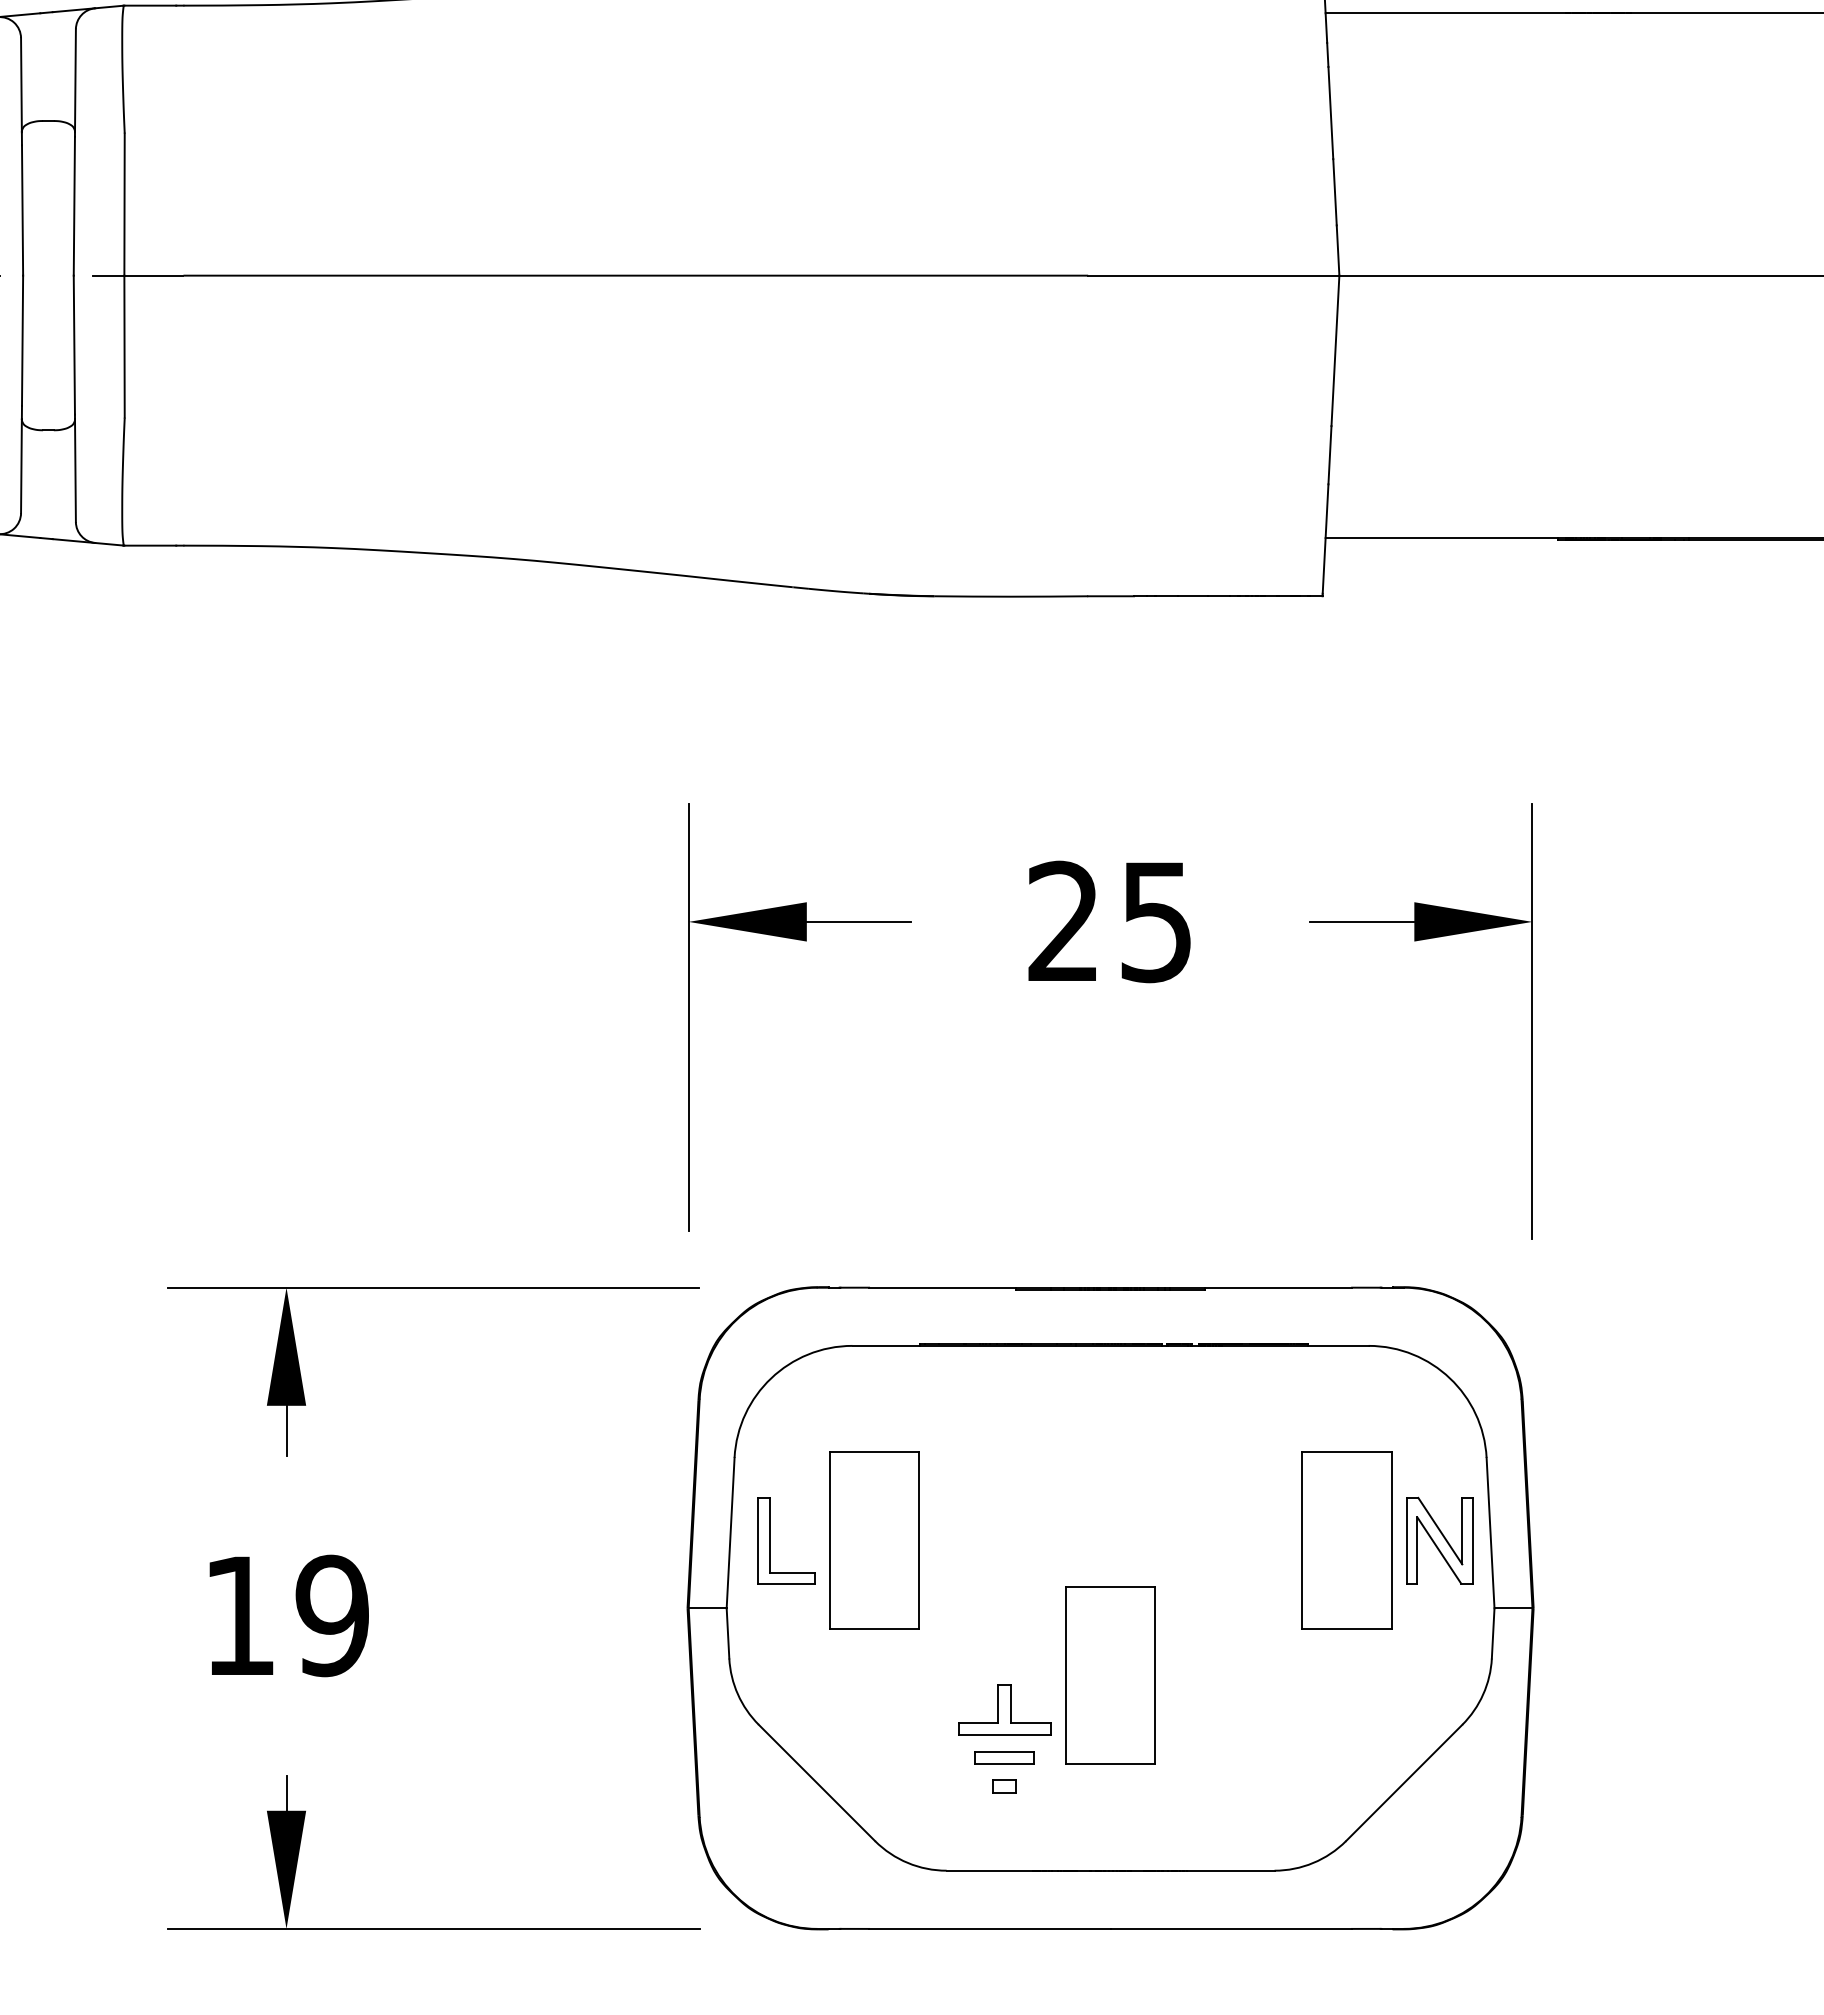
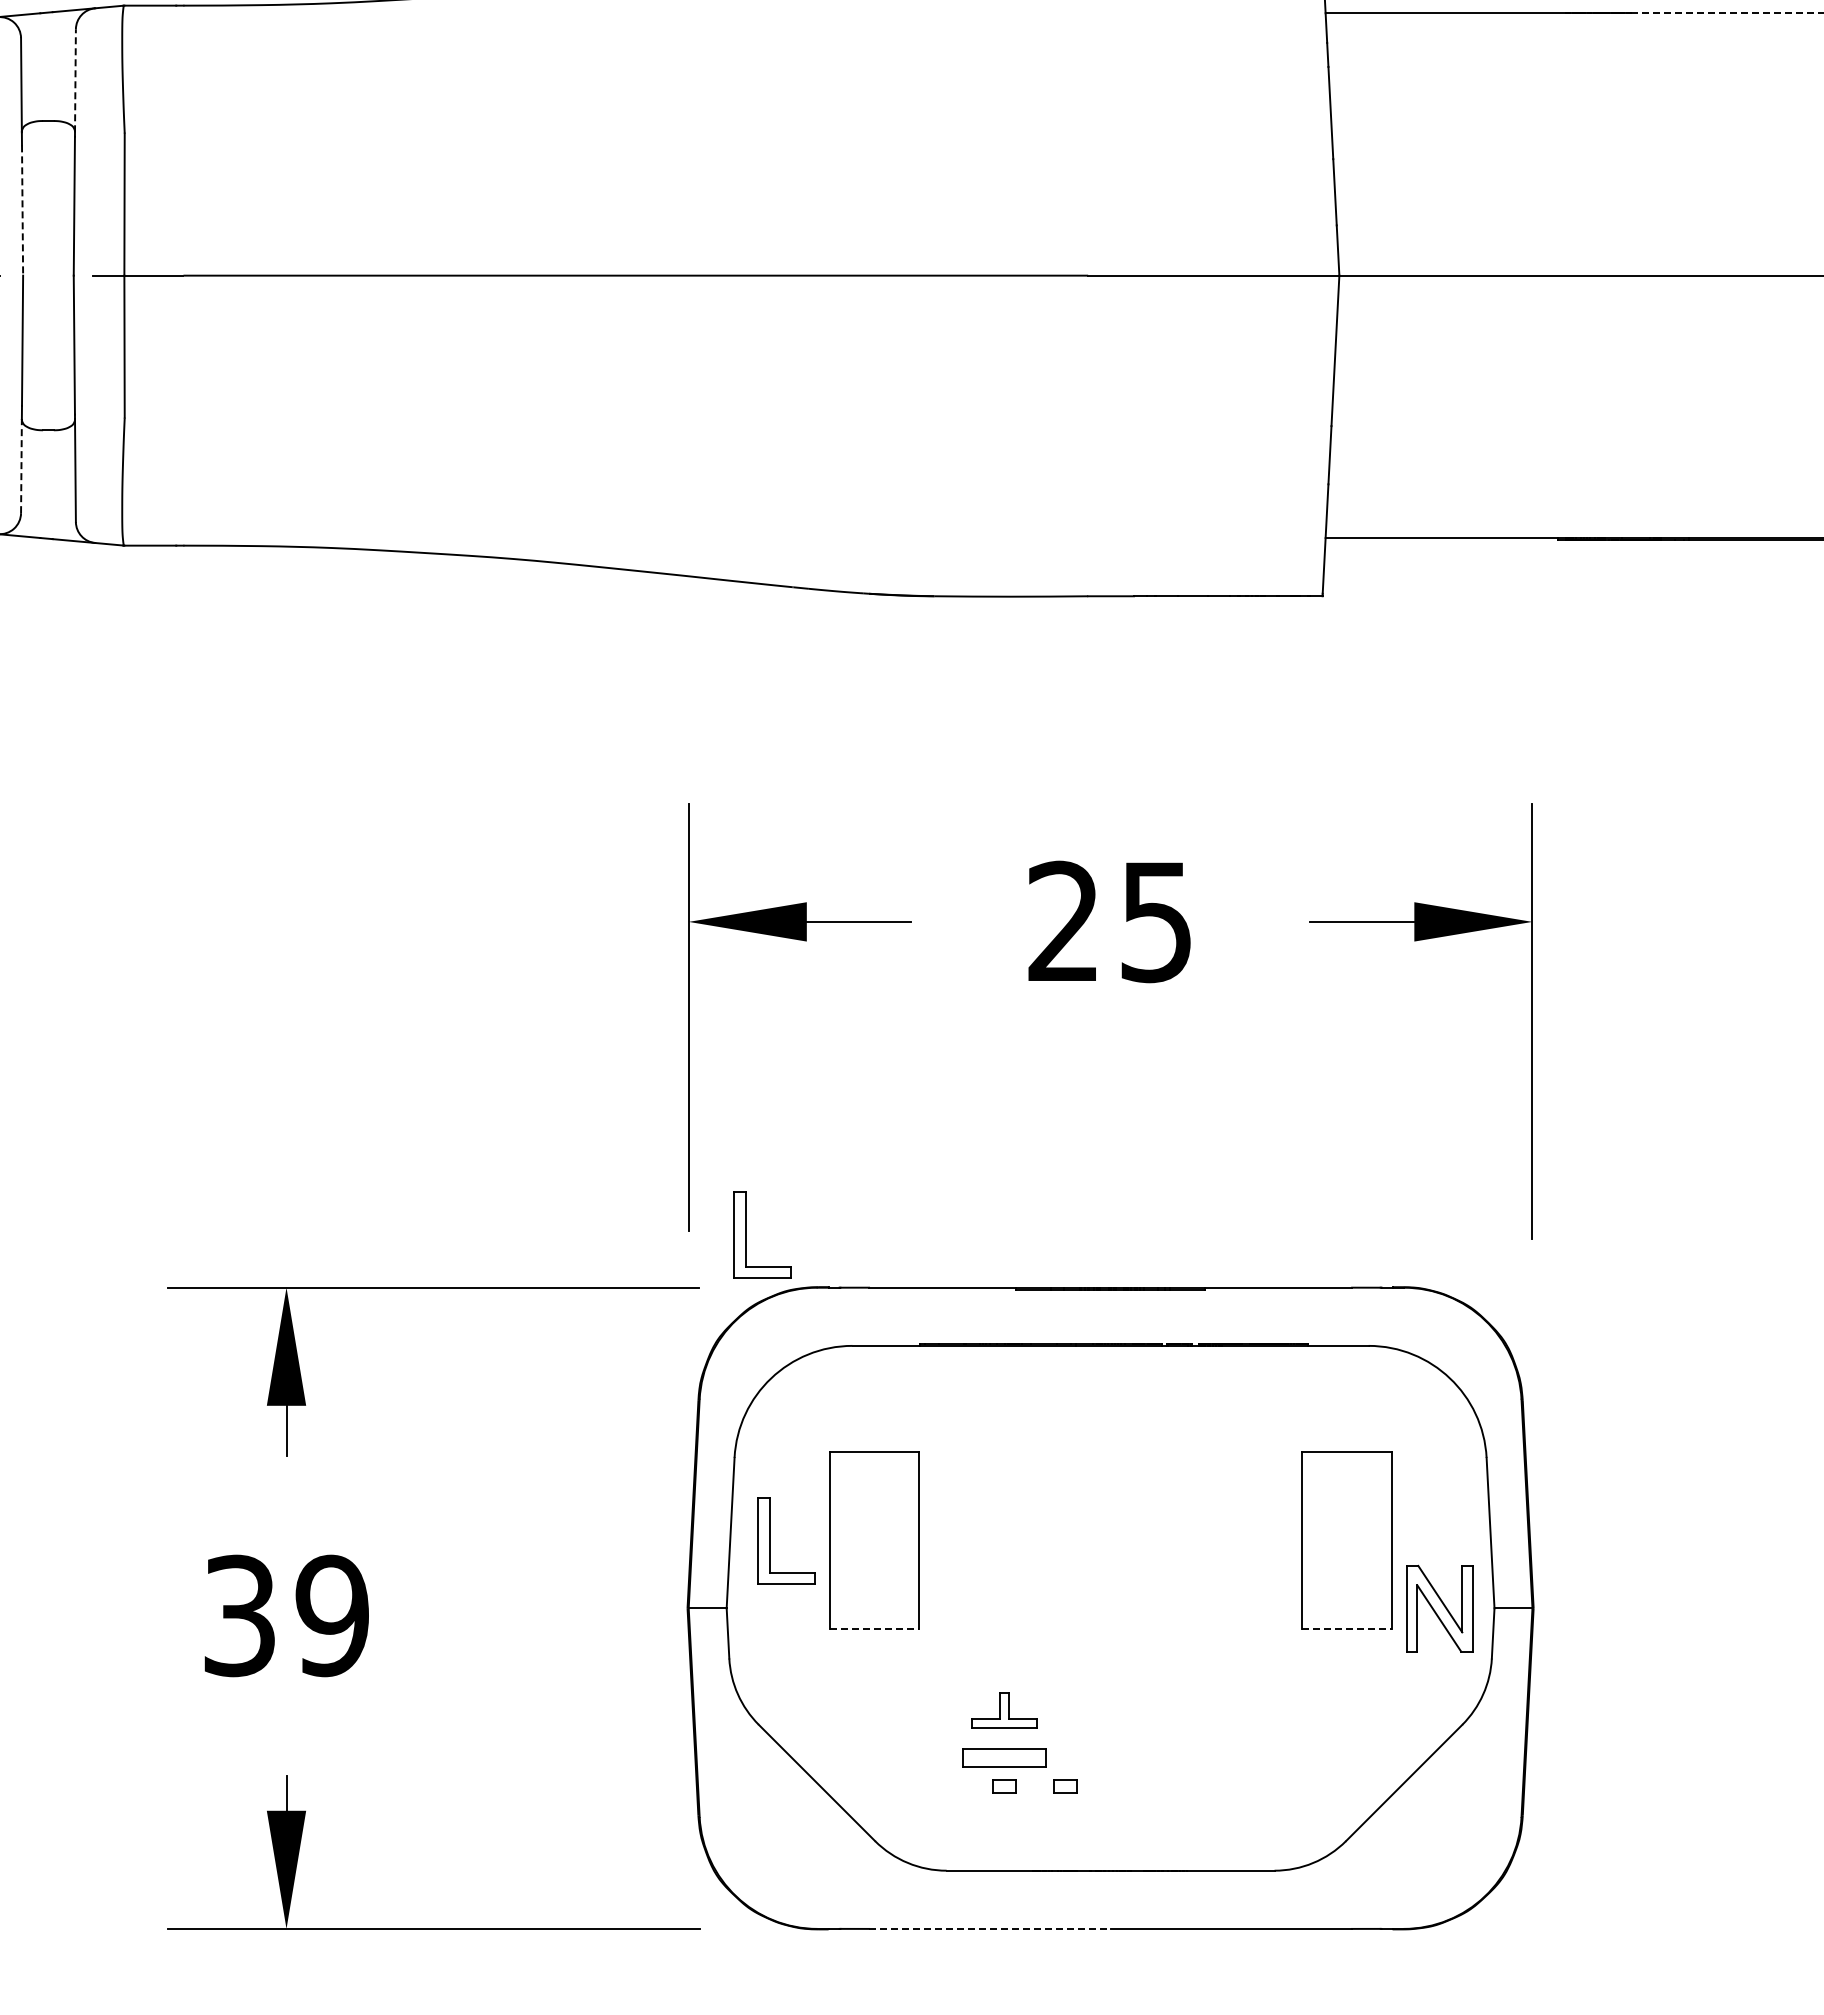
line: solid -> dashed (1727, 13)
line: solid -> dashed (75, 80)
line: solid -> dashed (22, 211)
line: solid -> dashed (21, 465)
part: none -> present (746, 1234)
part position: (1439, 1540) -> (1439, 1608) (1439, 1608)
text: 19 -> 39 (239, 1615)
line: solid -> dashed (874, 1629)
line: solid -> dashed (1346, 1629)
part: present -> none (1110, 1675)
part size: 94x52 px -> 67x37 px (1004, 1710)
part size: 61x14 px -> 85x20 px (1004, 1757)
part: none -> present (1065, 1786)
line: solid -> dashed (989, 1928)
